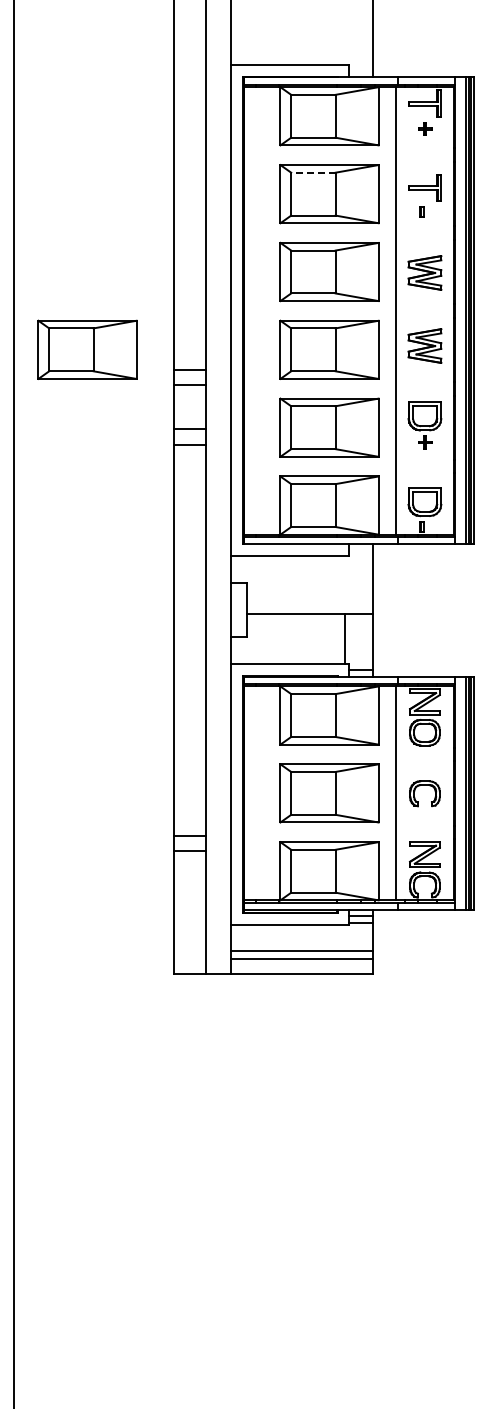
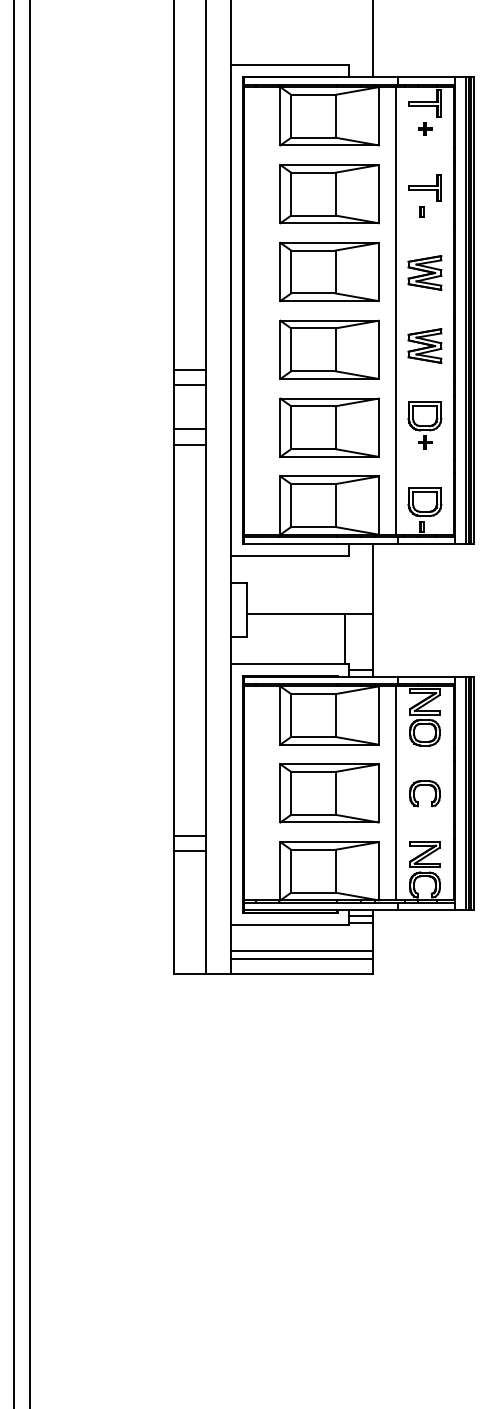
line: dashed -> solid (312, 172)
part: present -> none (87, 349)
line: none -> present (29, 703)
